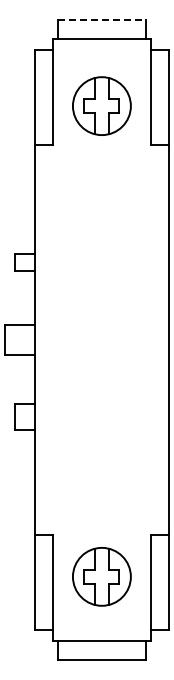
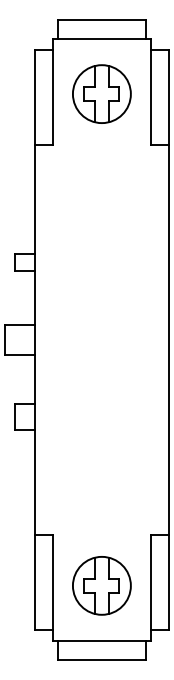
line: dashed -> solid (101, 20)
part position: (101, 105) -> (101, 93) (101, 93)
part position: (101, 576) -> (101, 585) (101, 585)
